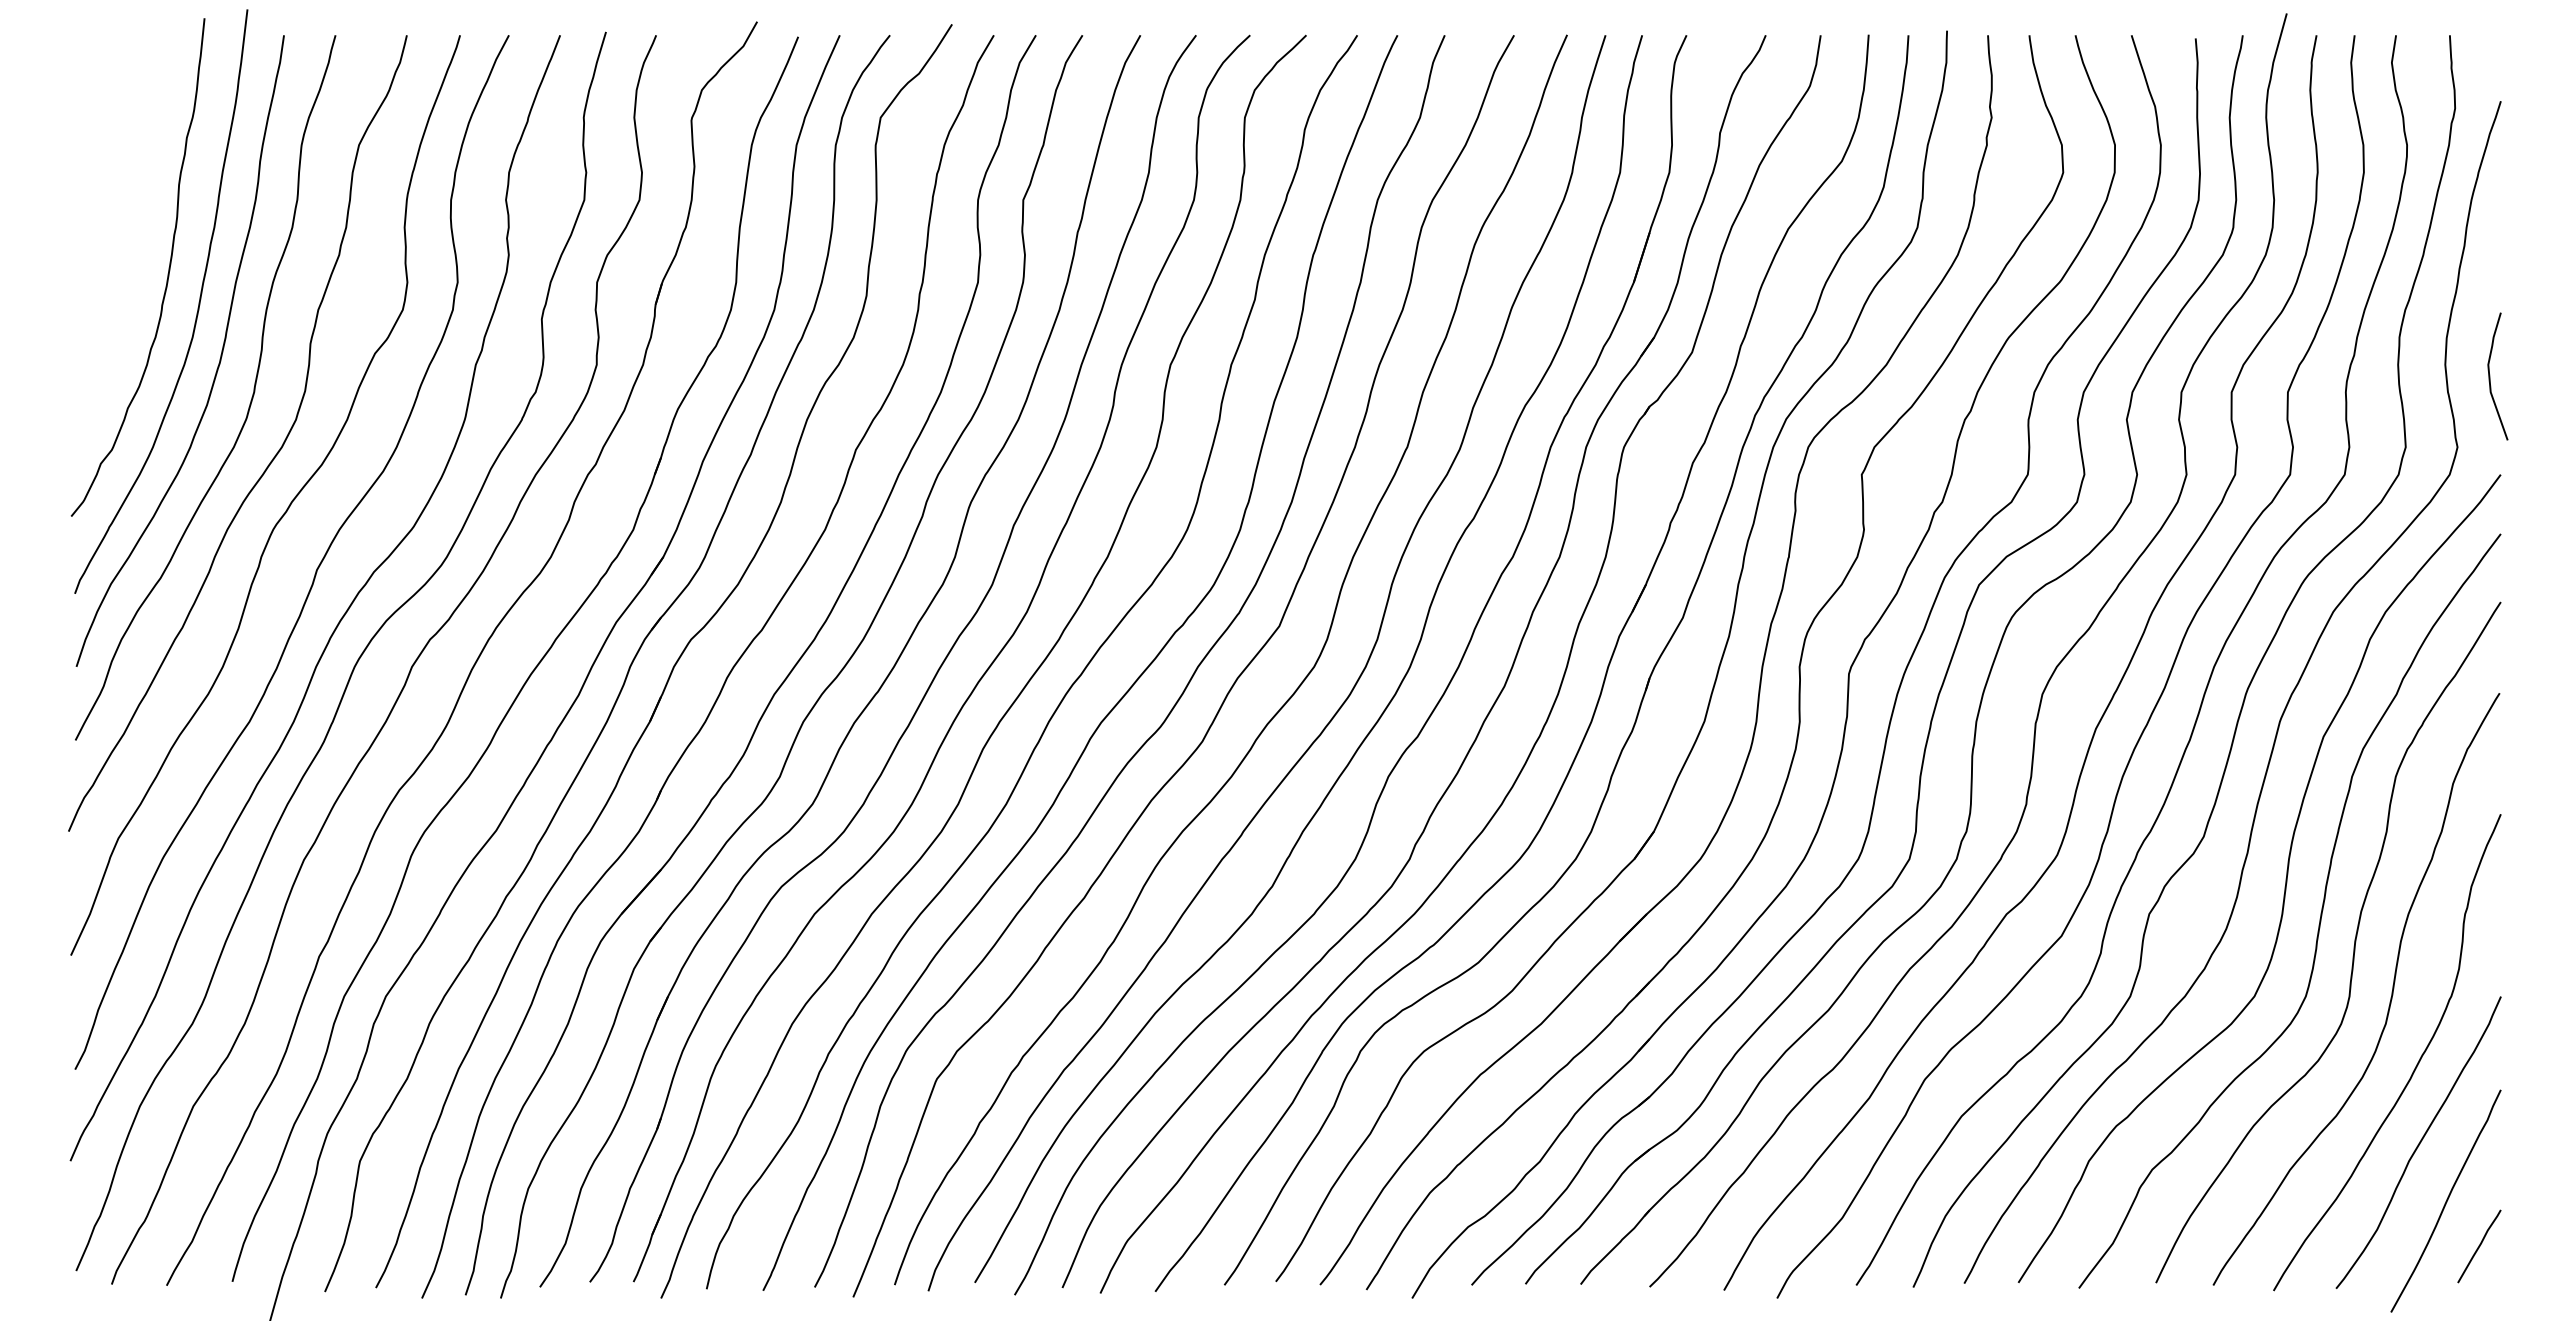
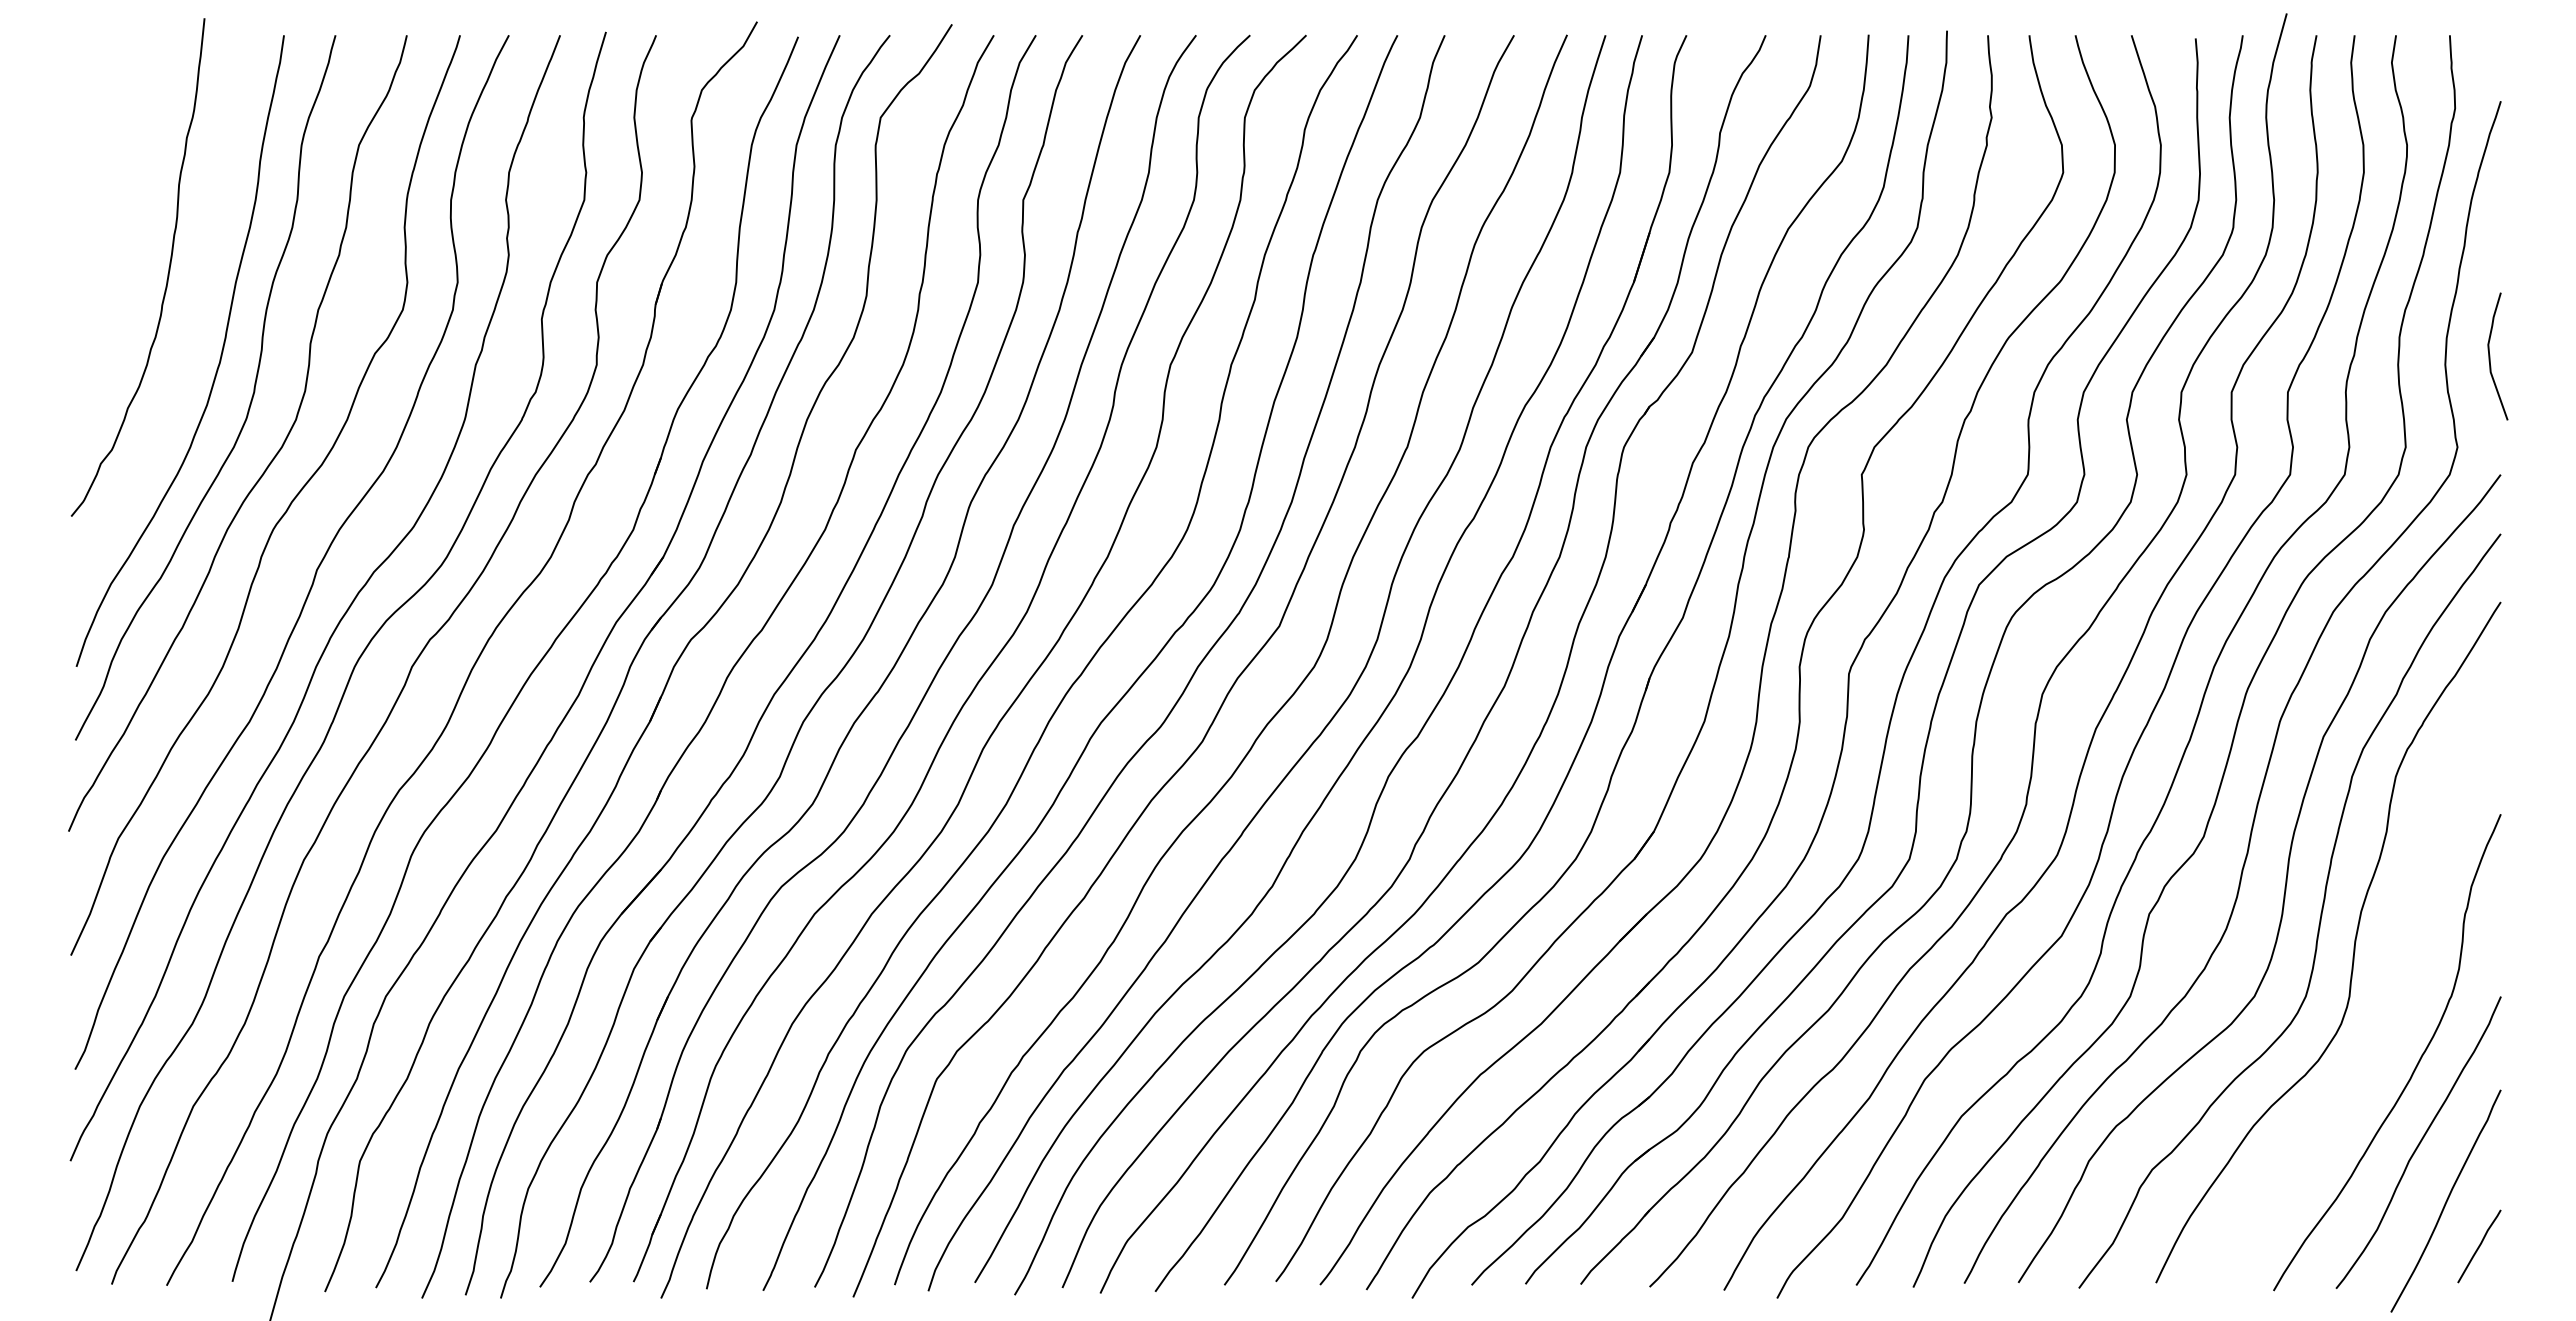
curve: present -> none (197, 307)
curve position: (2490, 376) -> (2490, 356) (2490, 356)
curve: present -> none (2390, 997)
